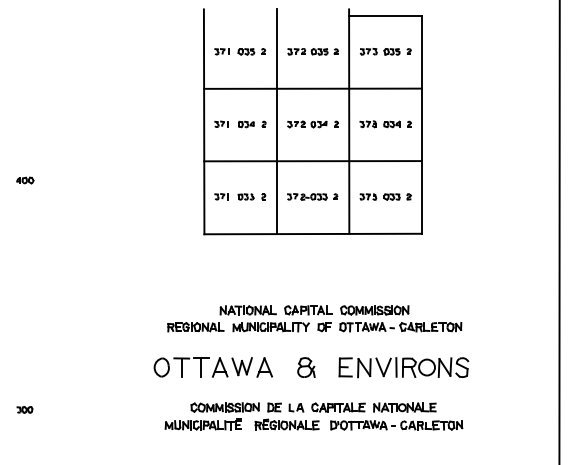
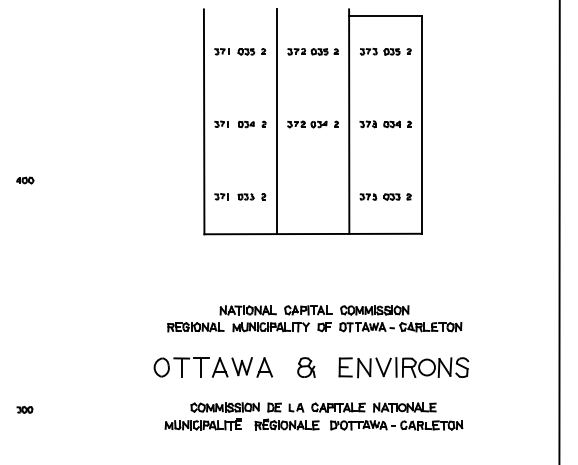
line: present -> none (313, 88)
line: present -> none (313, 161)
part: present -> none (312, 196)
